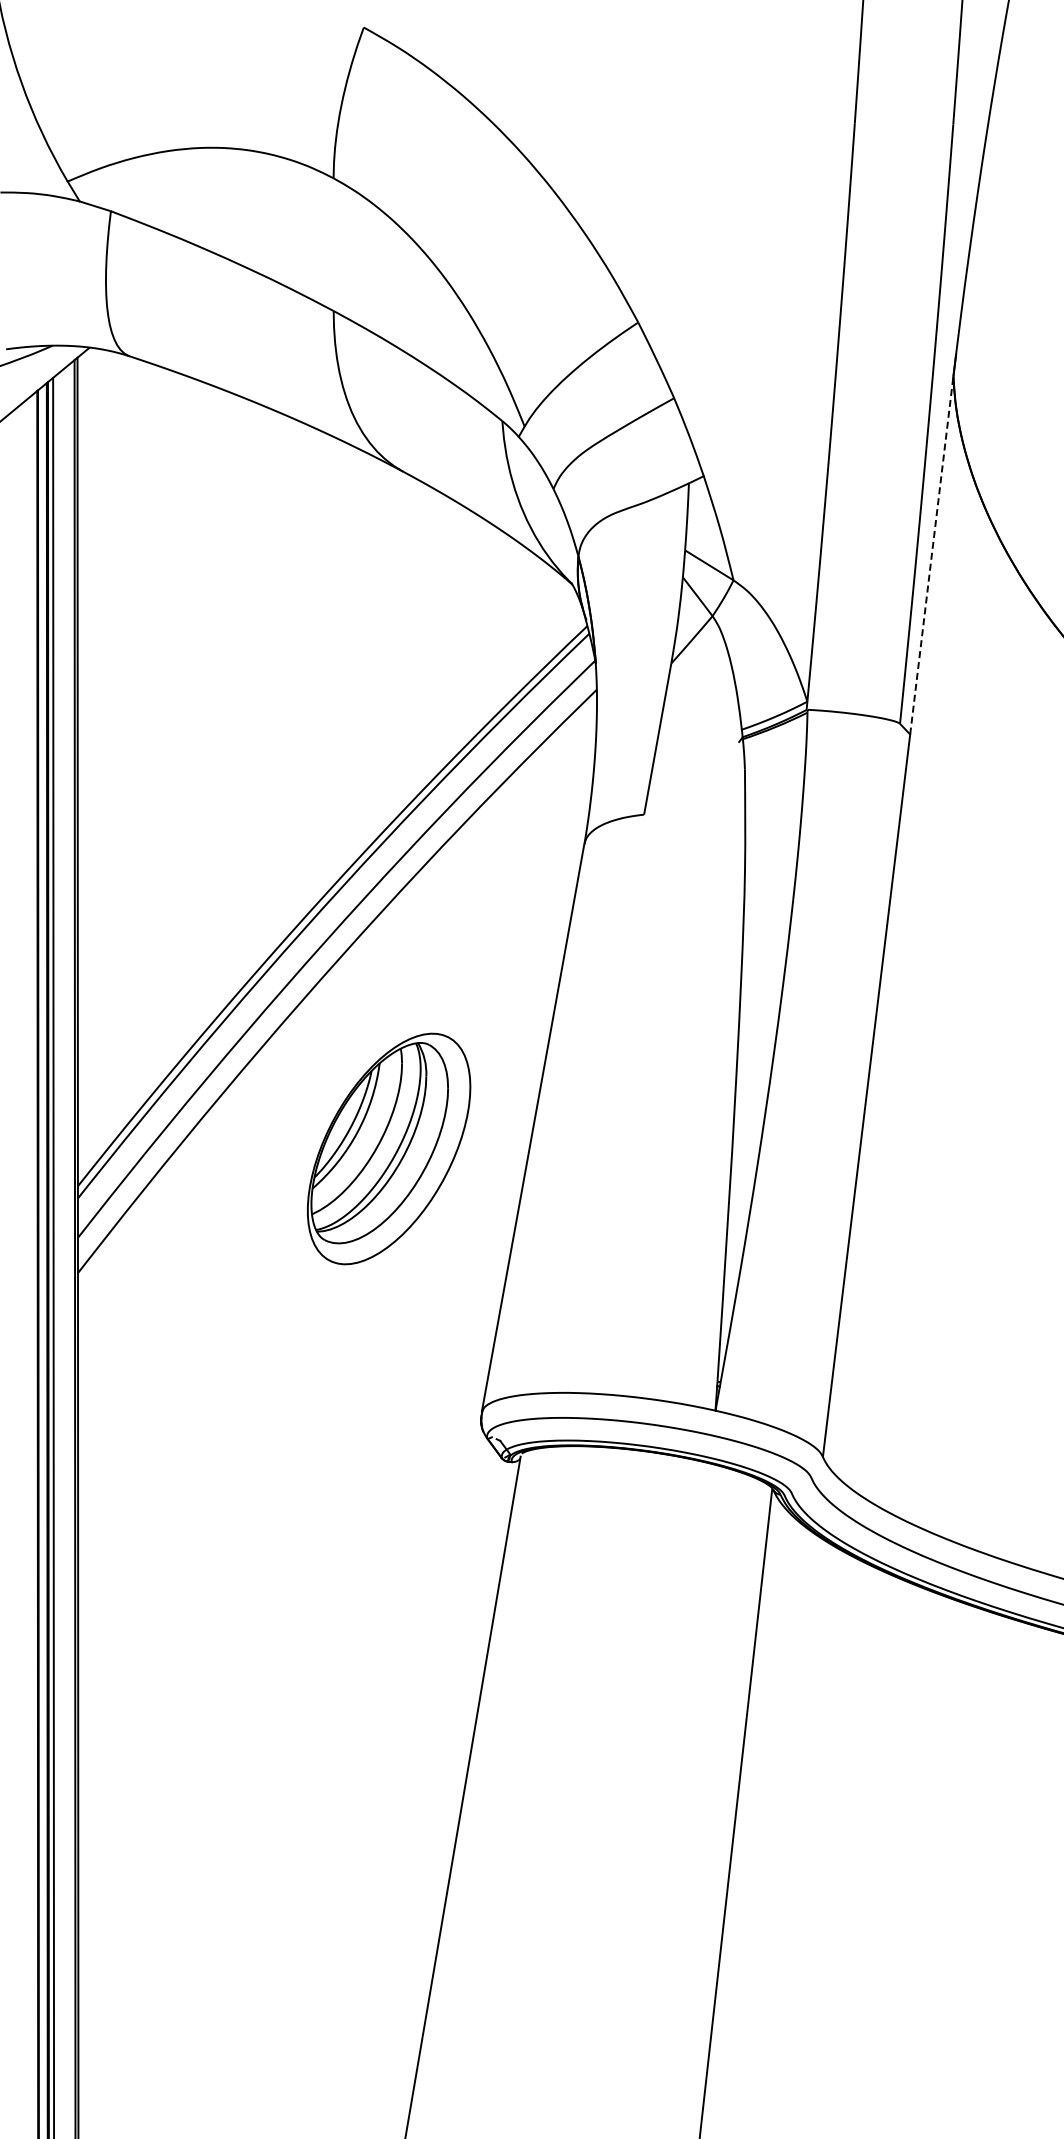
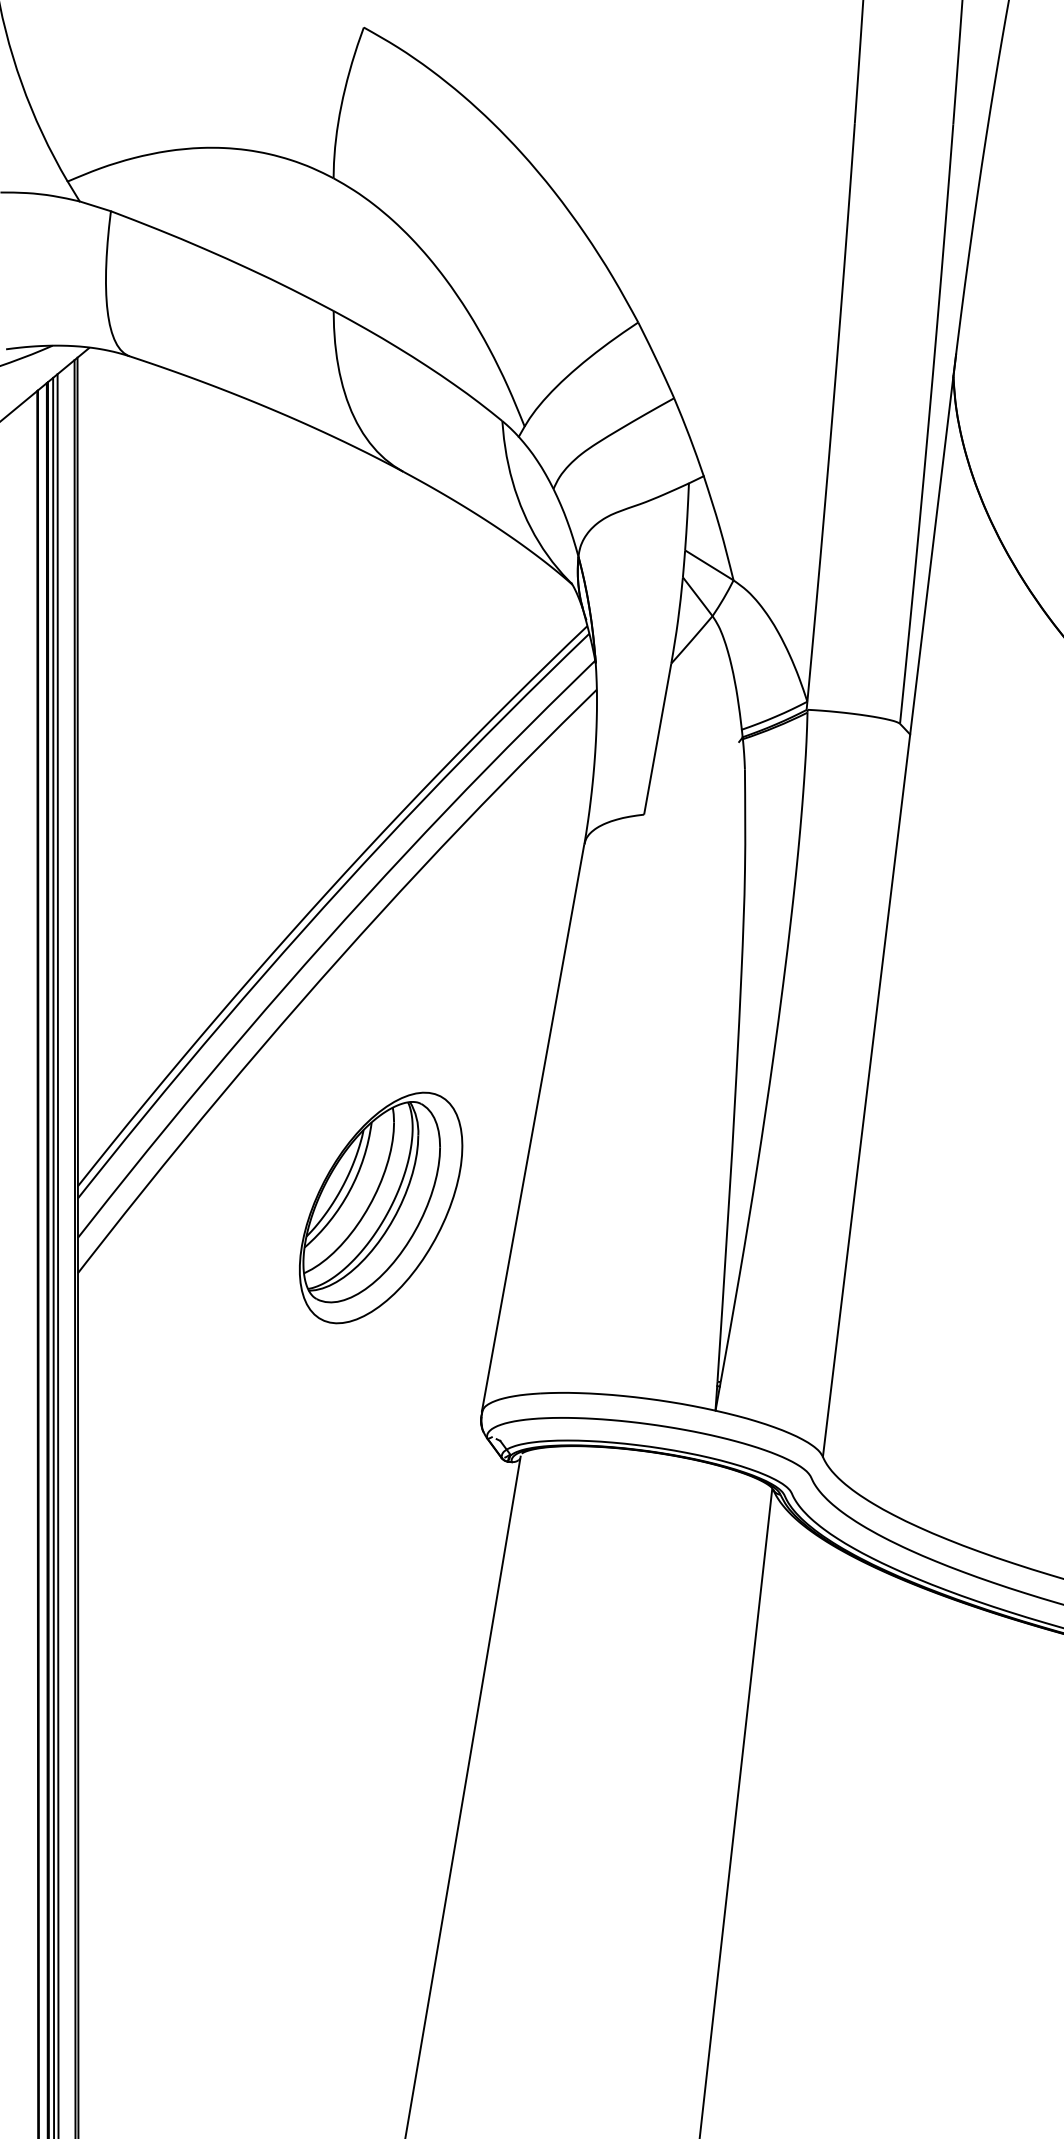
line: dashed -> solid (931, 554)
part position: (389, 1148) -> (381, 1207) (381, 1207)
line: none -> present (57, 1254)
